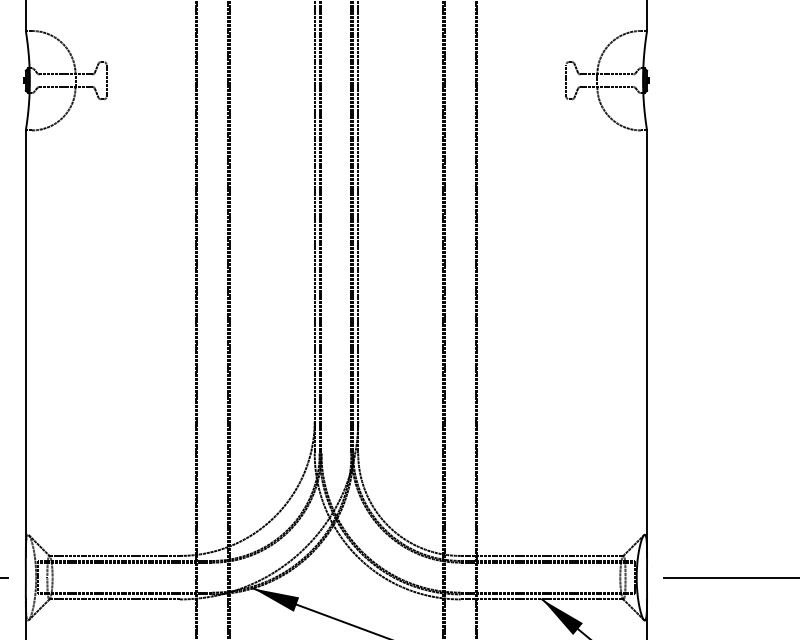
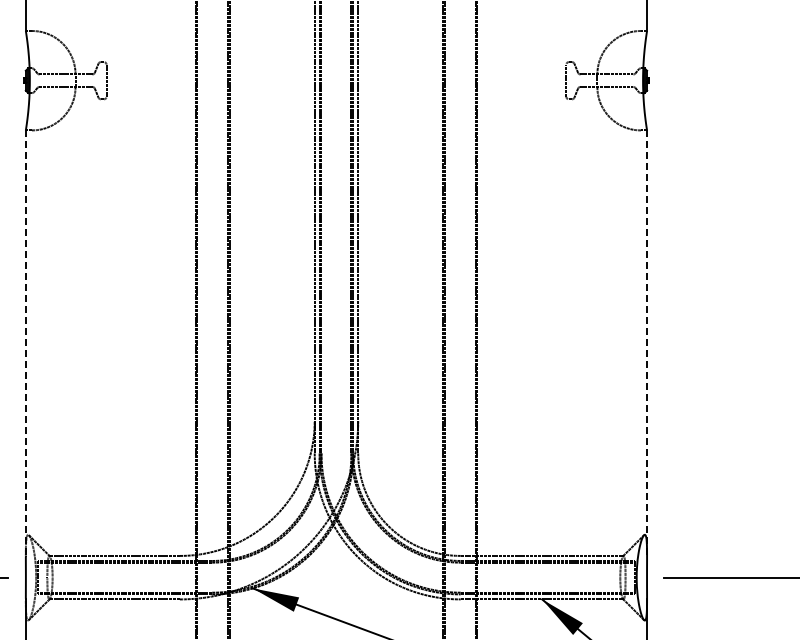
line: solid -> dashed (25, 343)
line: solid -> dashed (647, 343)
